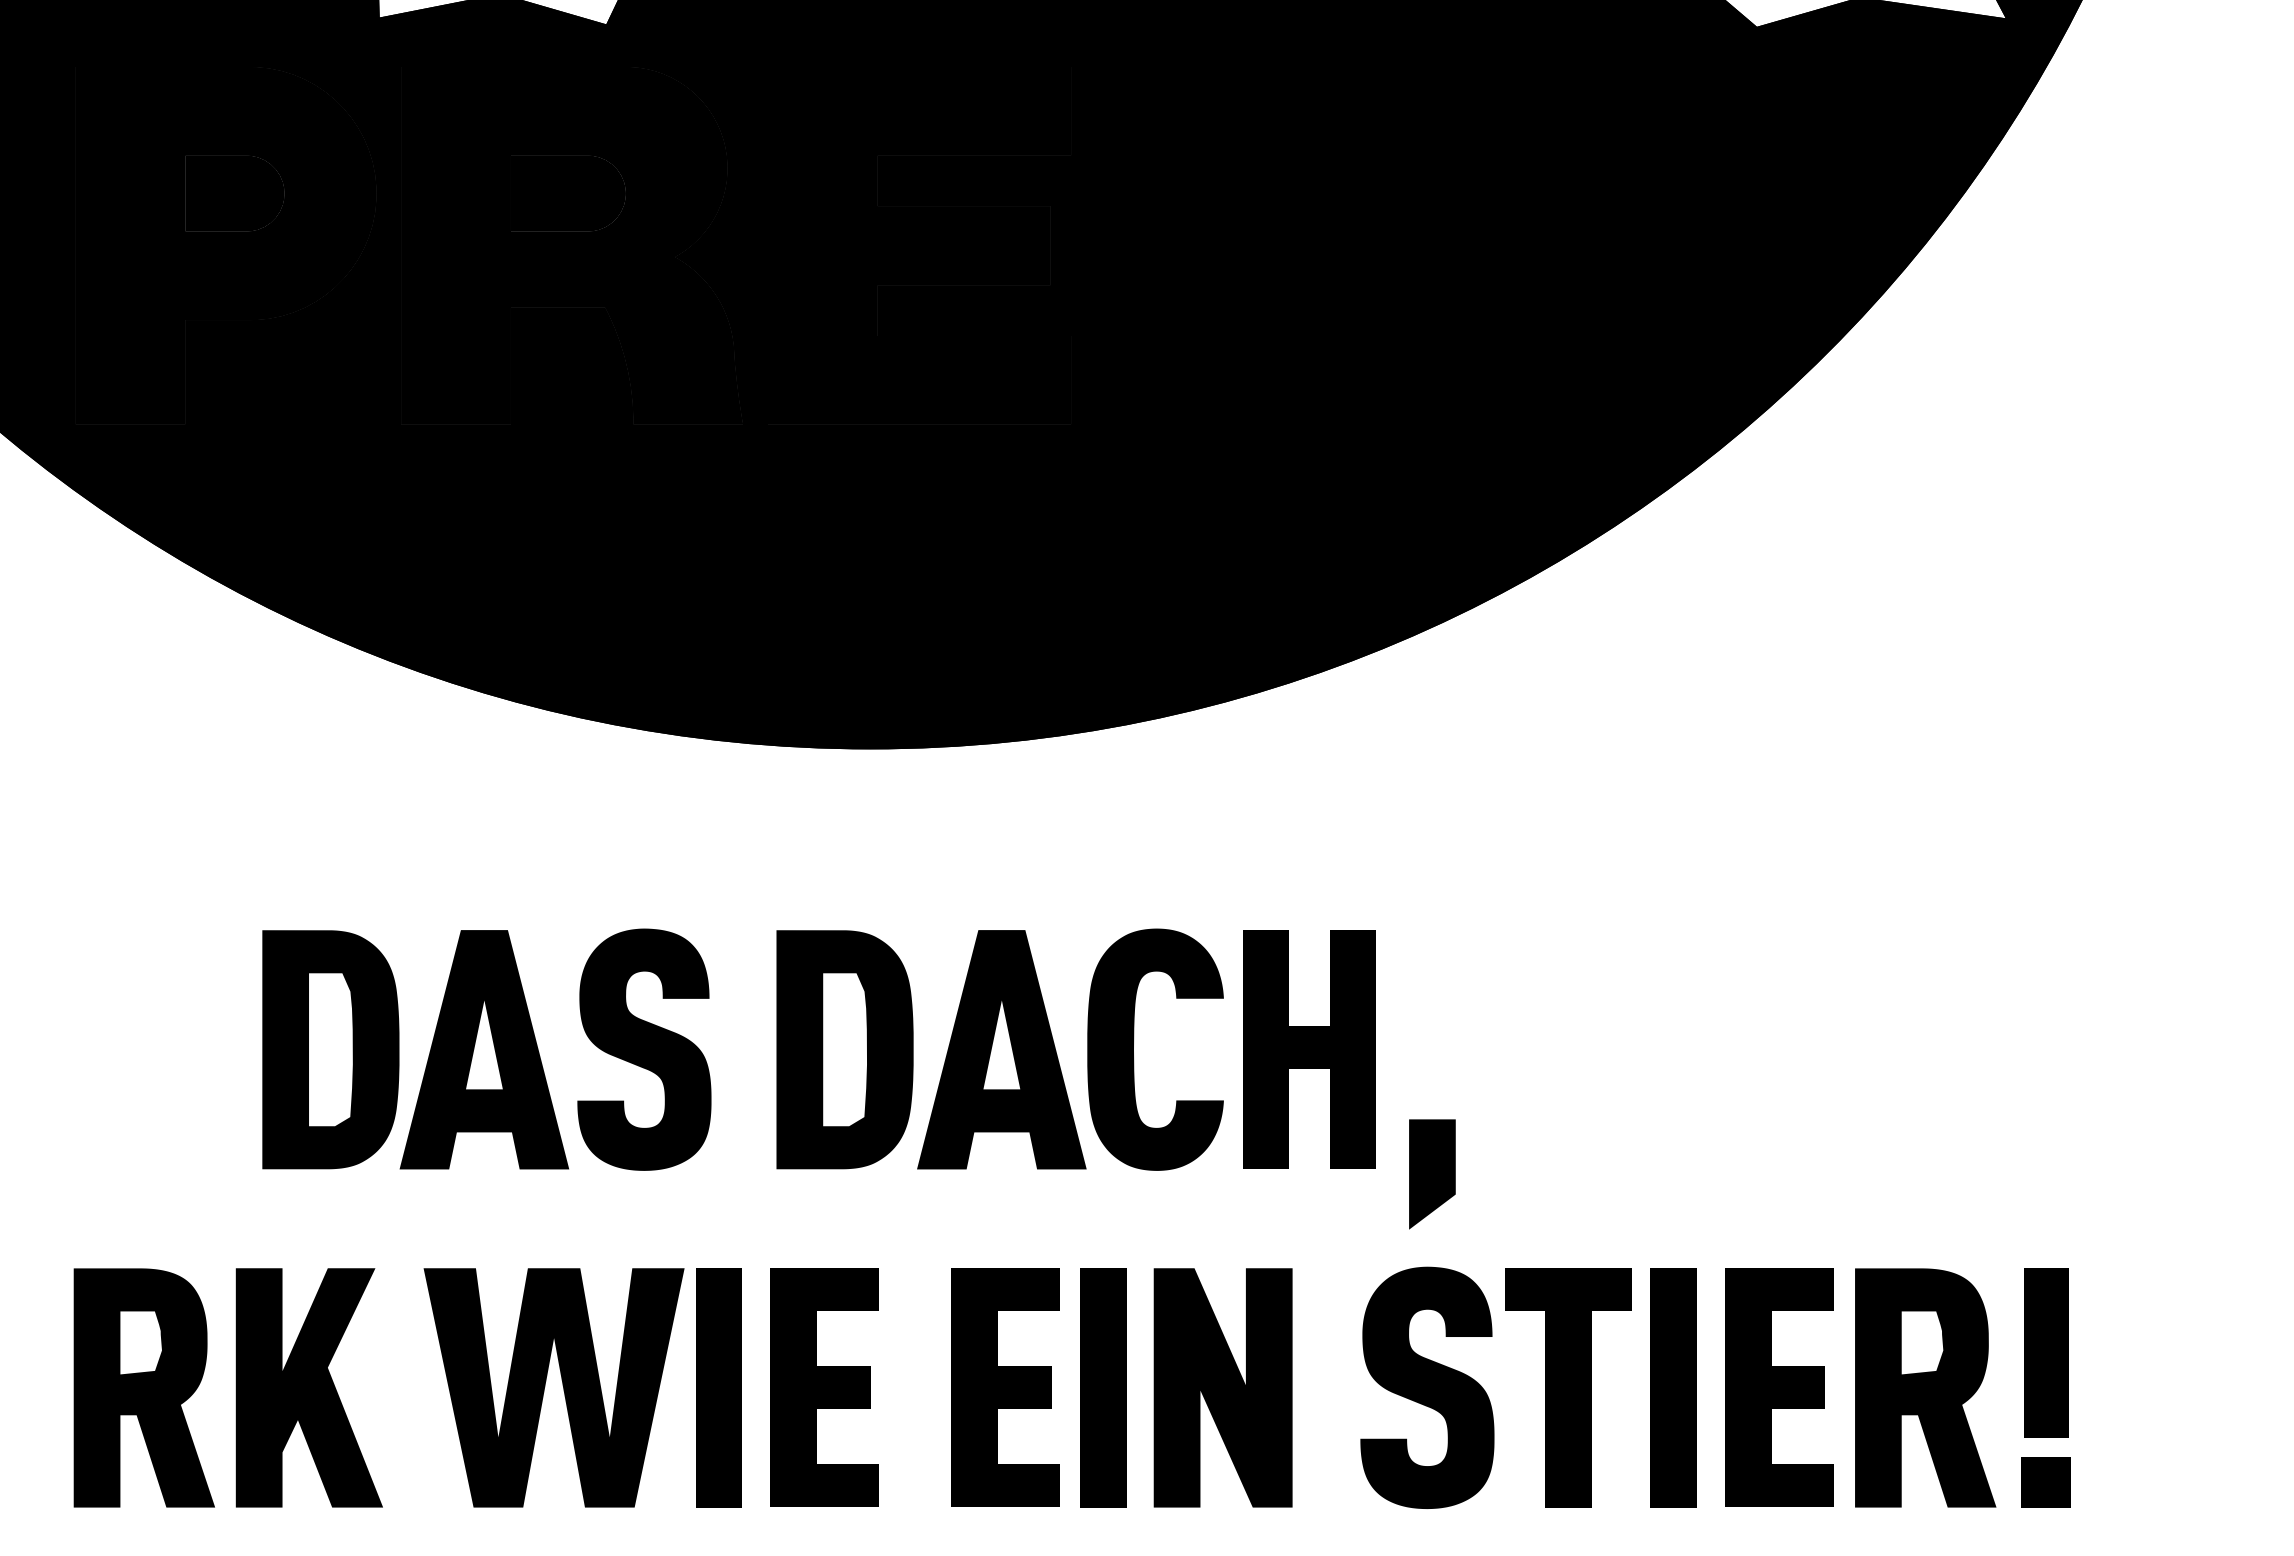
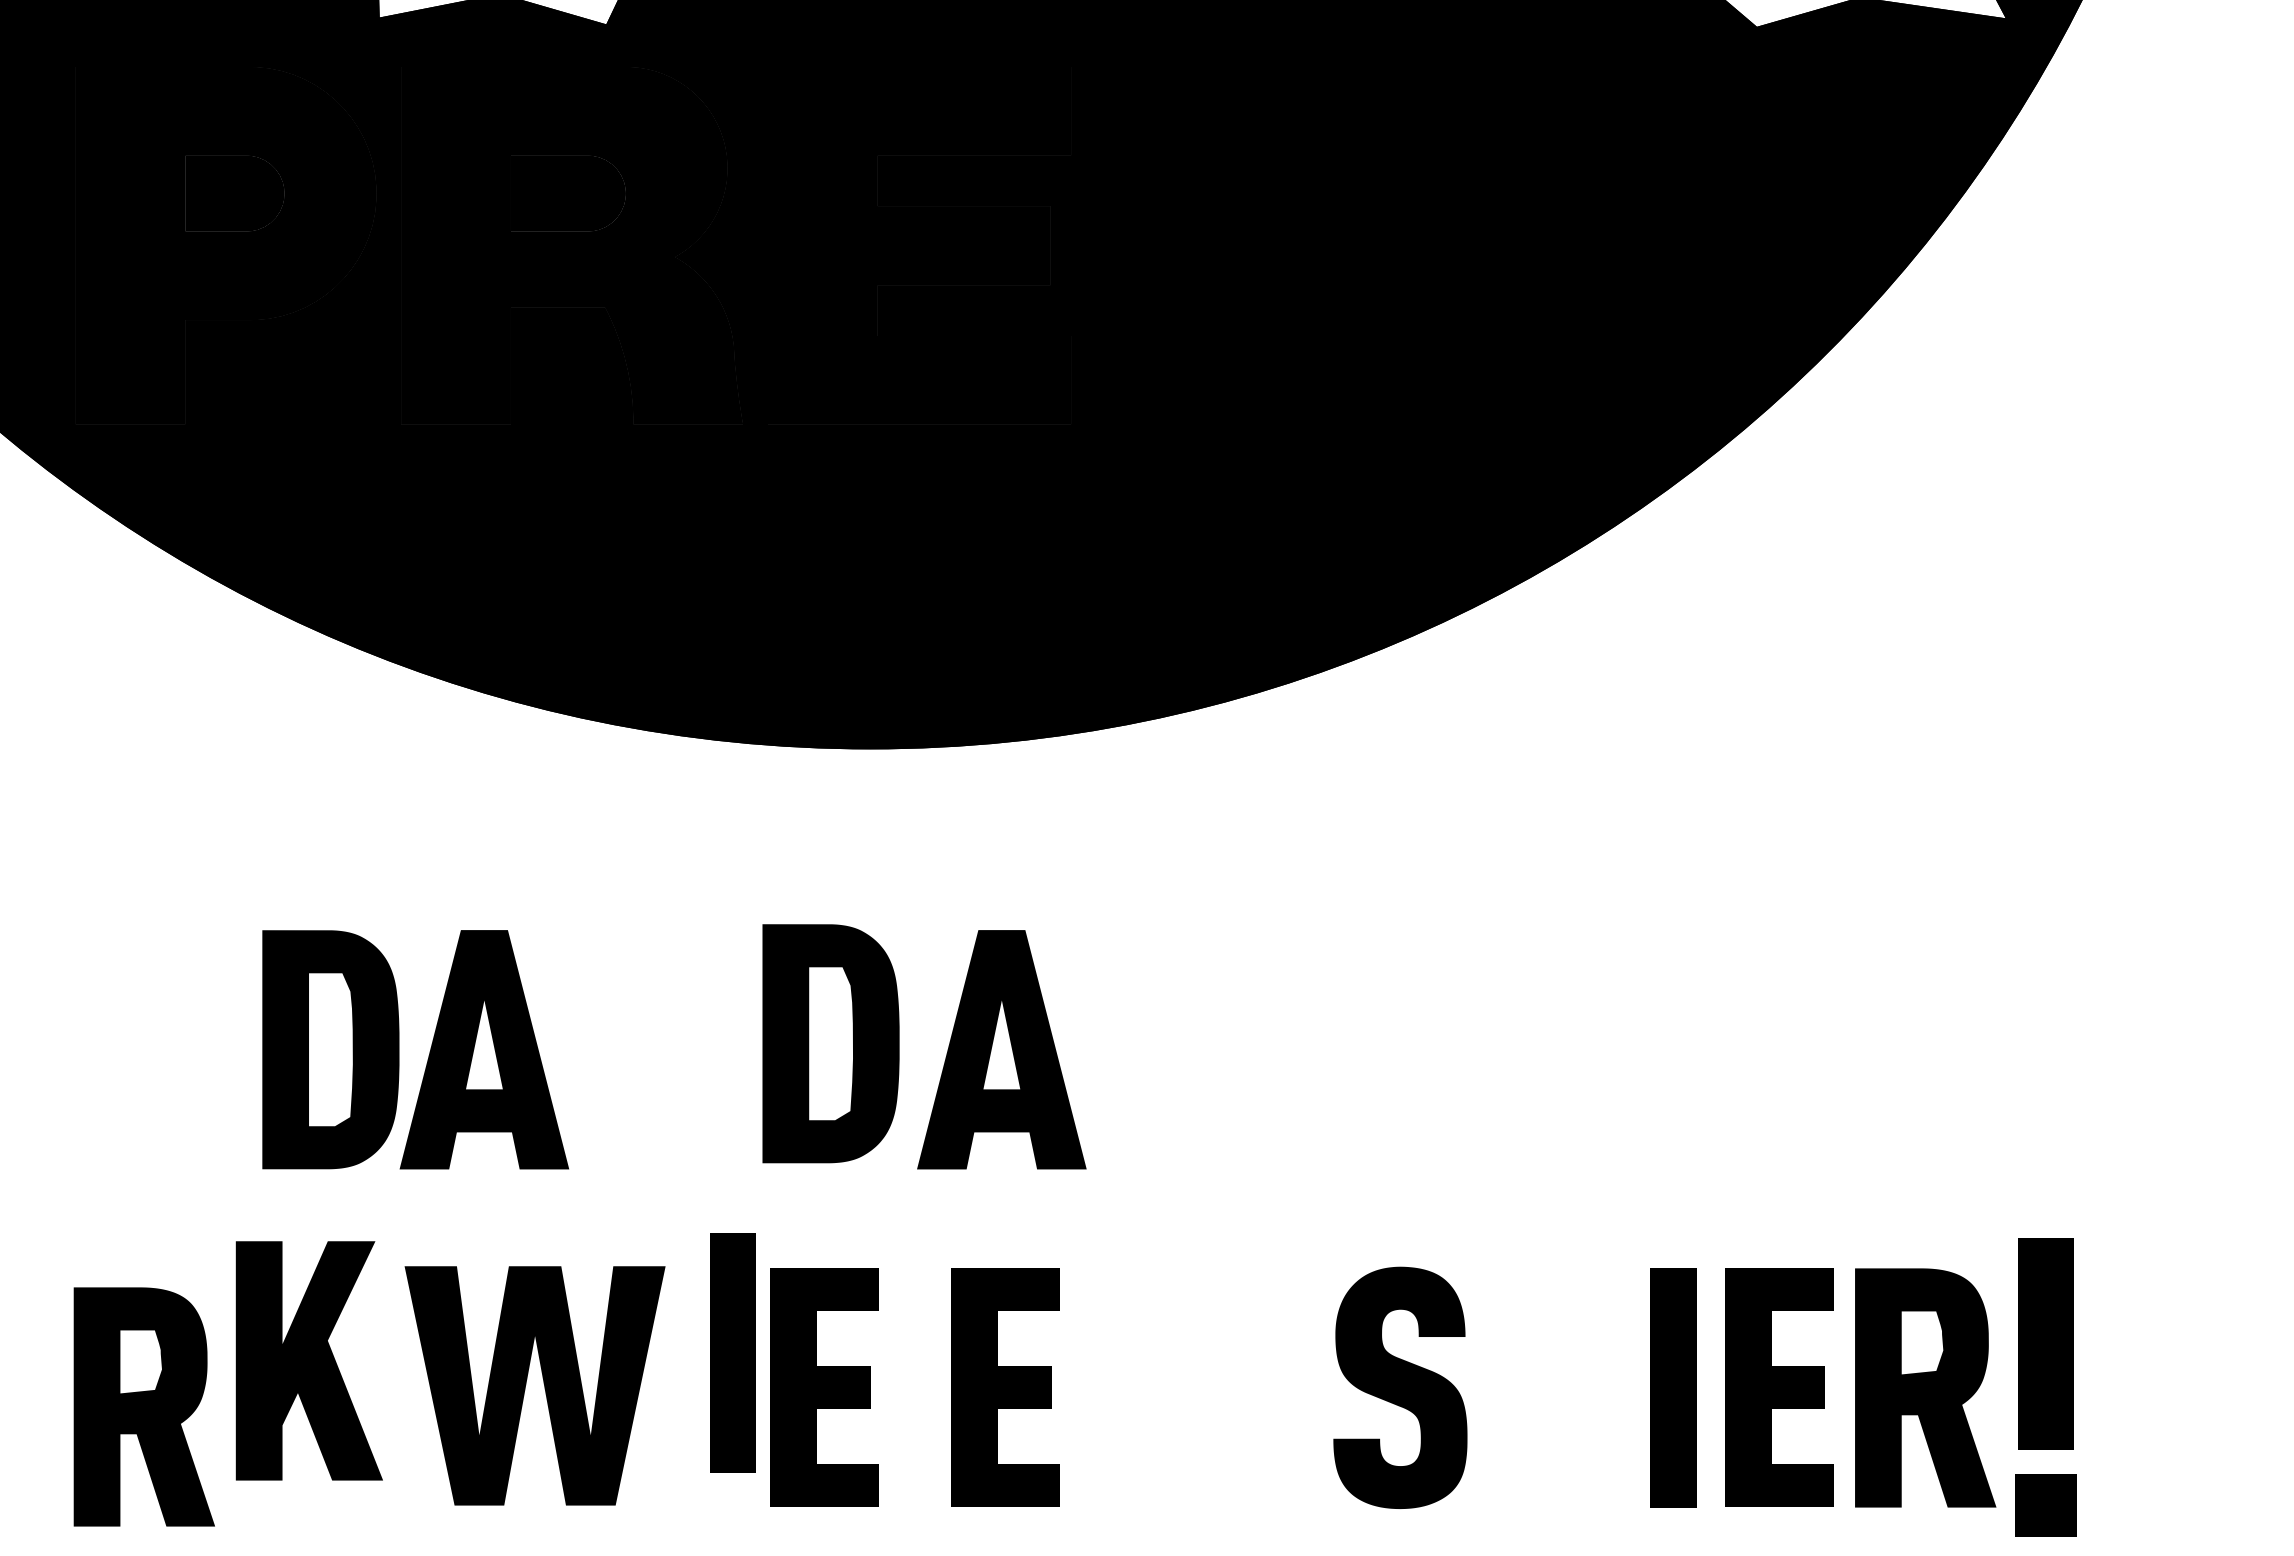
fill: present -> none (644, 1049)
part position: (844, 1049) -> (830, 1043) (830, 1043)
fill: present -> none (1155, 1049)
fill: present -> none (1309, 1049)
part: present -> none (1432, 1174)
part position: (143, 1387) -> (143, 1406) (143, 1406)
part position: (308, 1387) -> (308, 1360) (308, 1360)
part position: (545, 1387) -> (526, 1385) (526, 1385)
part position: (718, 1387) -> (732, 1352) (732, 1352)
fill: present -> none (1103, 1387)
fill: present -> none (1222, 1387)
part position: (1427, 1387) -> (1400, 1387) (1400, 1387)
fill: present -> none (1568, 1387)
part size: 50x240 px -> 62x299 px (2045, 1387)
